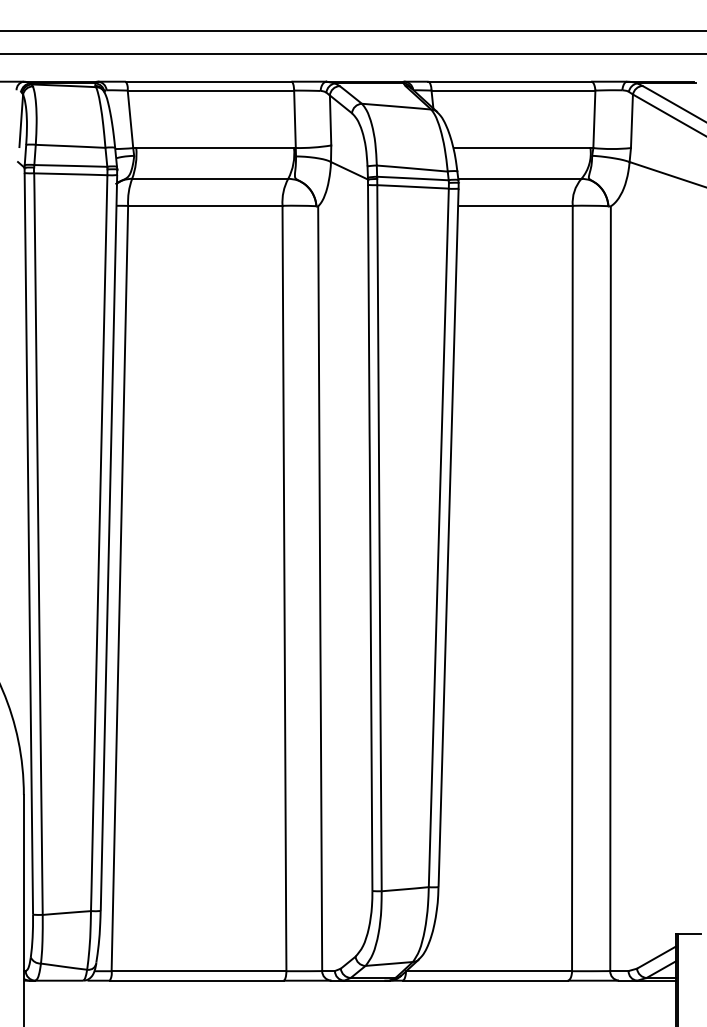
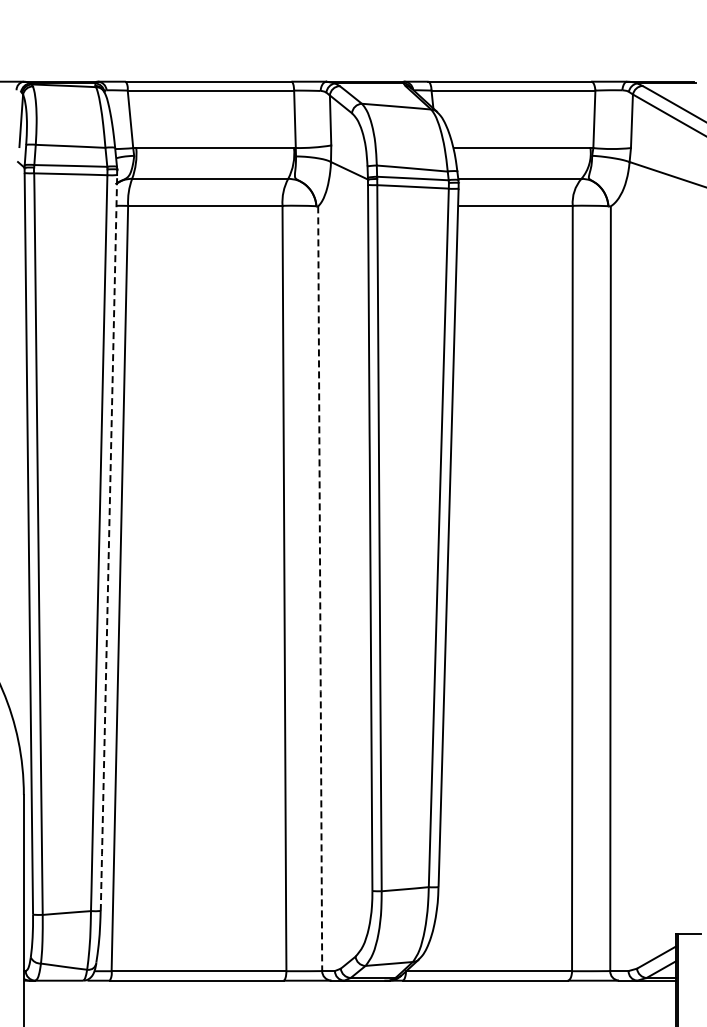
line: present -> none (352, 30)
line: present -> none (352, 54)
line: solid -> dashed (108, 543)
line: solid -> dashed (320, 589)
